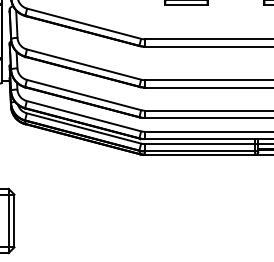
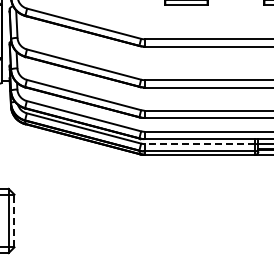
line: solid -> dashed (199, 144)
line: solid -> dashed (14, 220)
